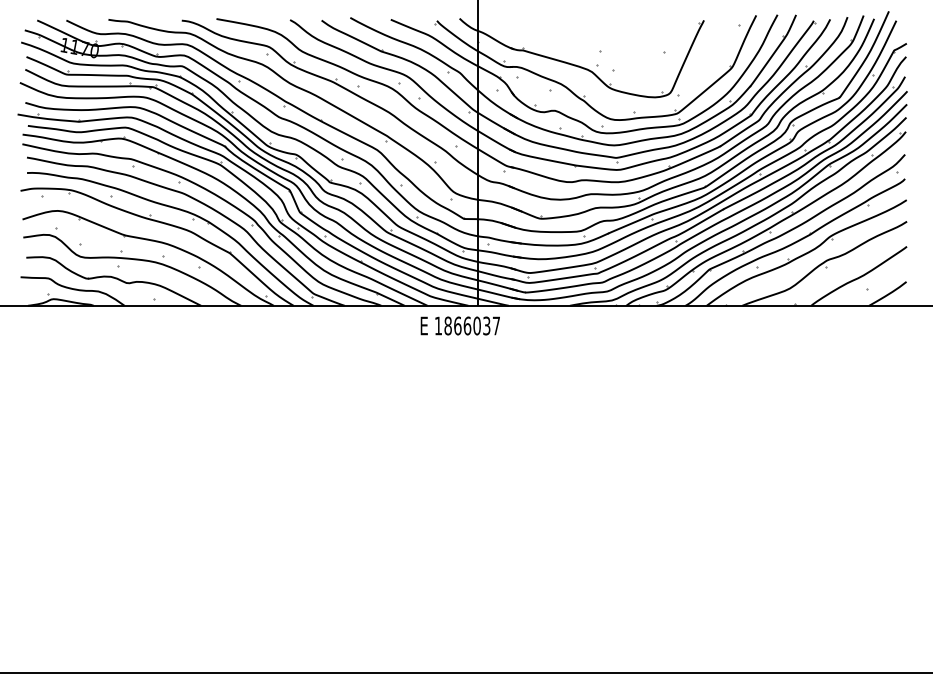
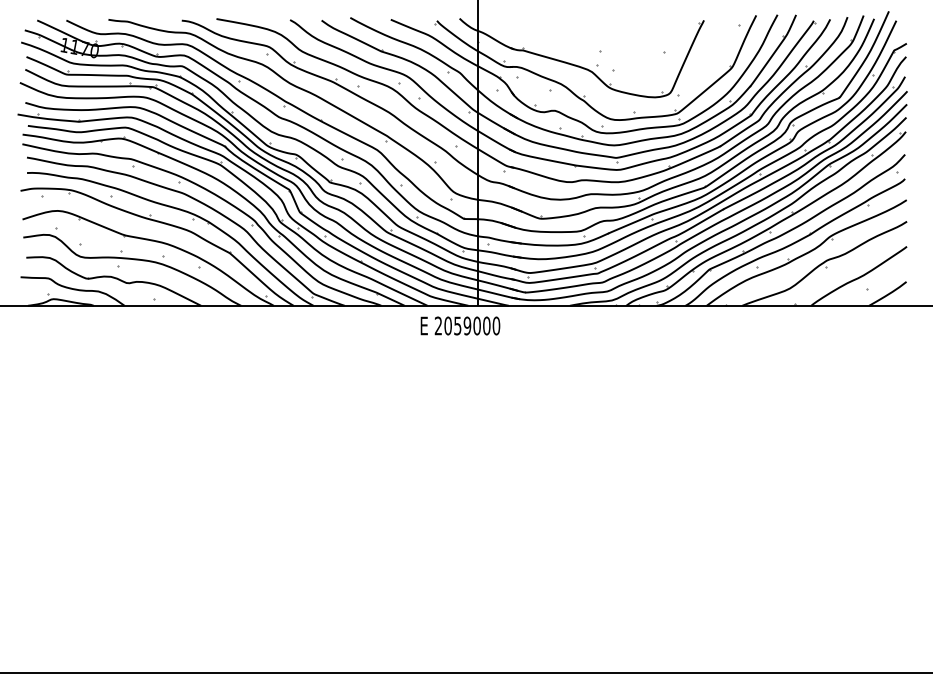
text: 1866037 -> 2059000 (467, 325)
